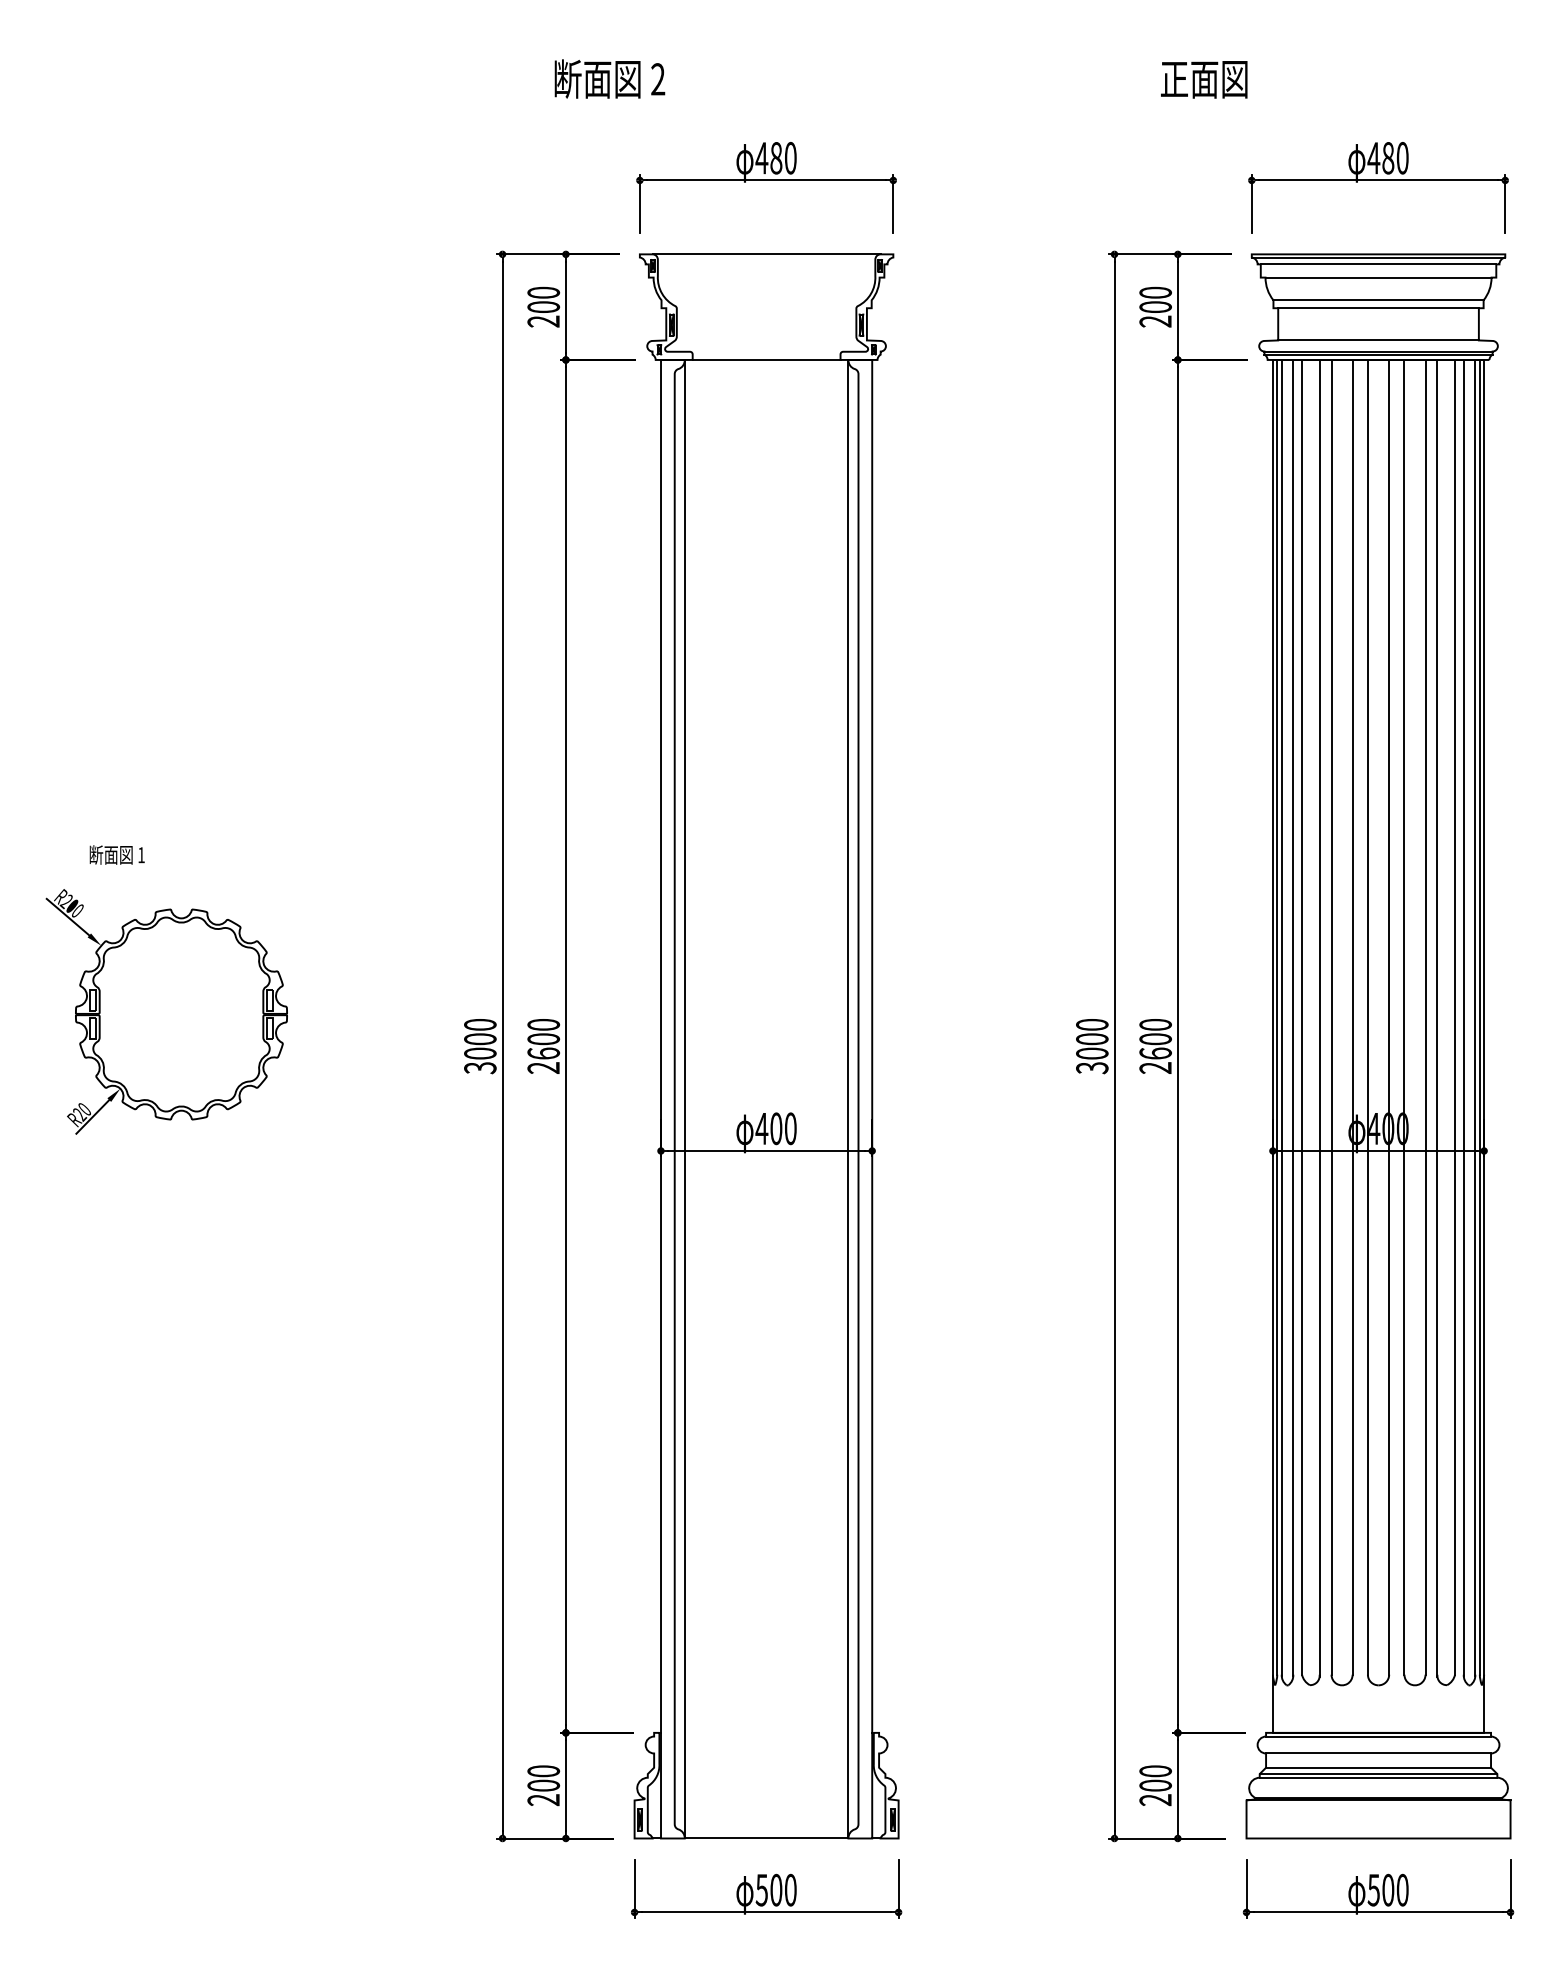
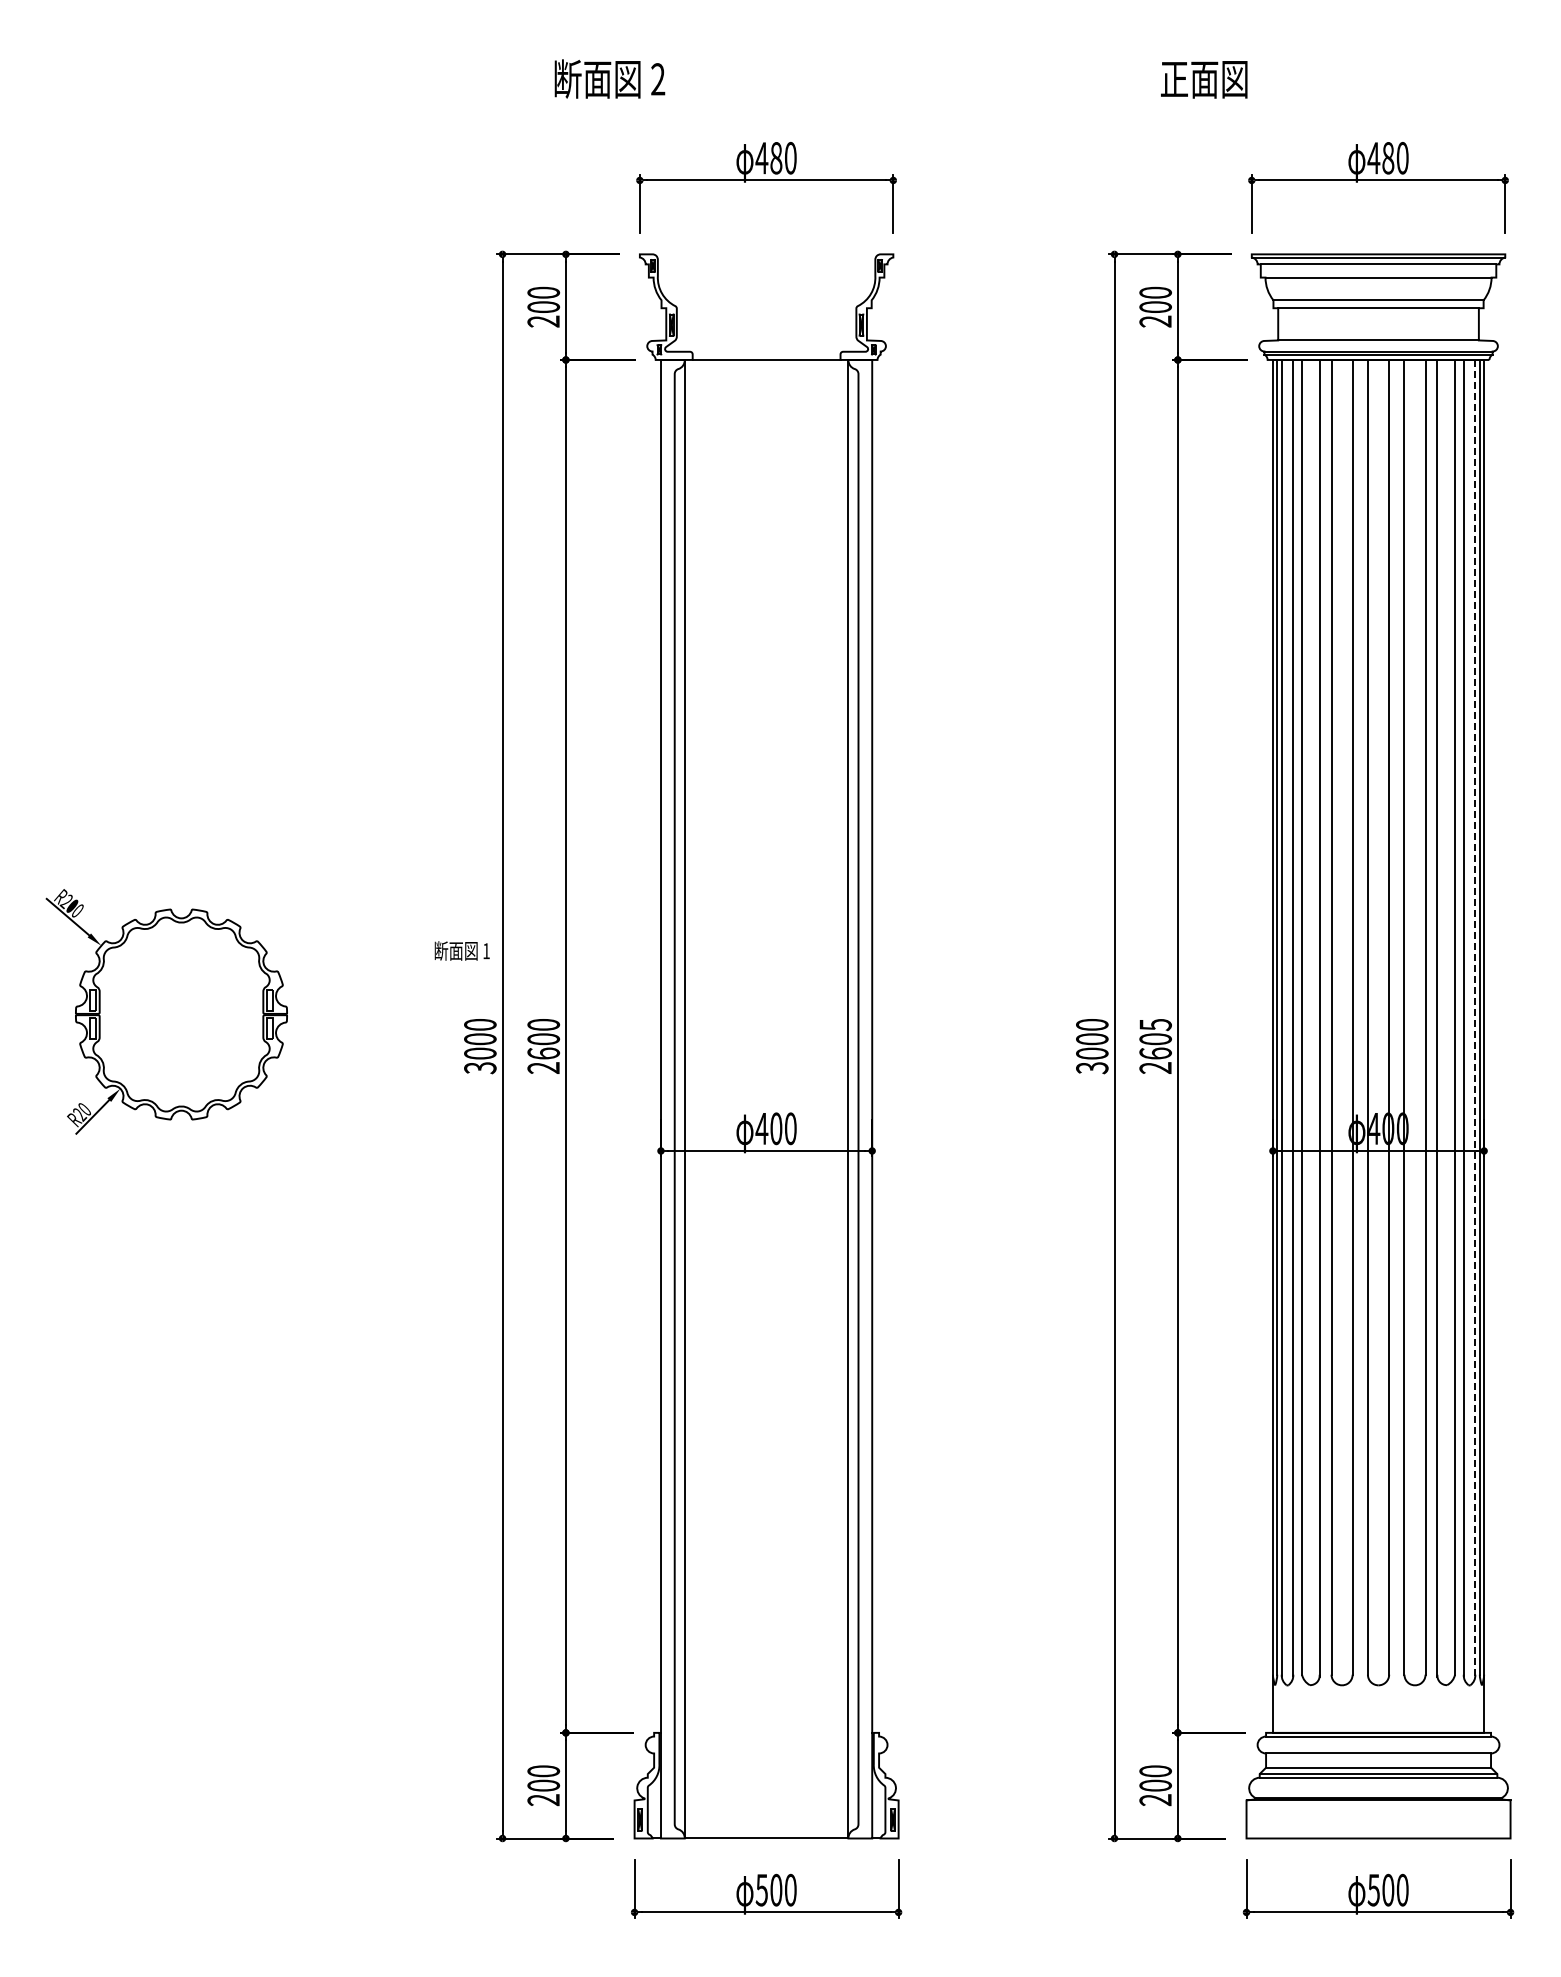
line: present -> none (766, 254)
text position: (116, 854) -> (461, 950) (461, 950)
line: solid -> dashed (1475, 1018)
text: 2600 -> 2605 (1155, 1025)
